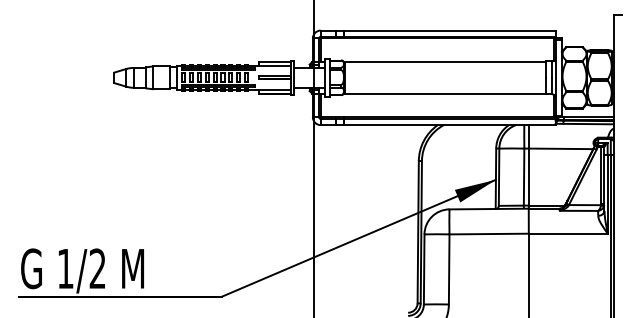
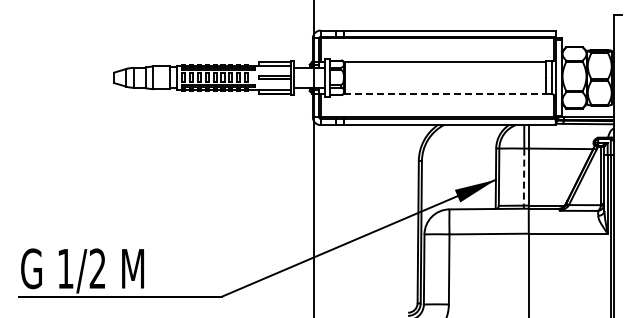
line: solid -> dashed (445, 93)
line: solid -> dashed (524, 177)
